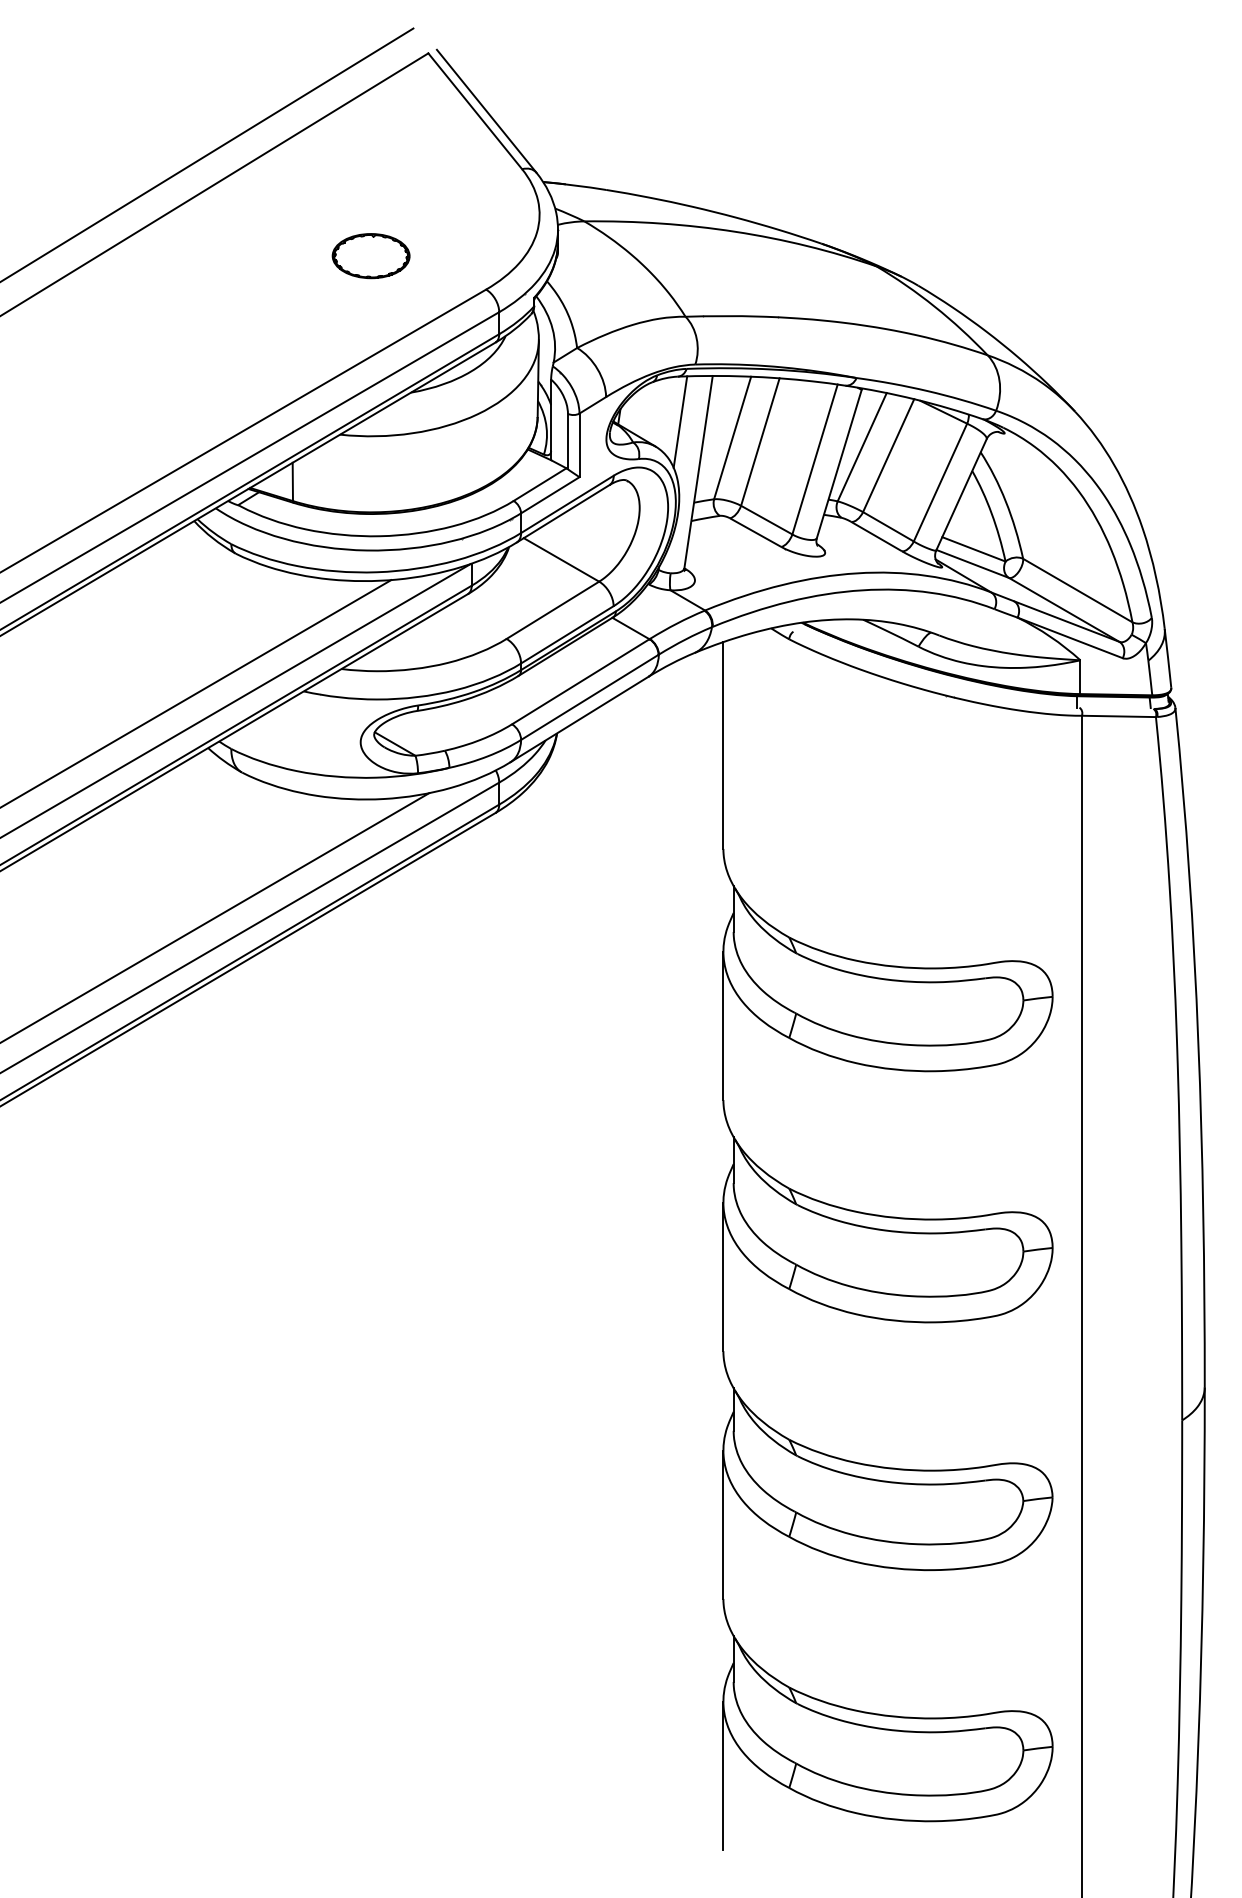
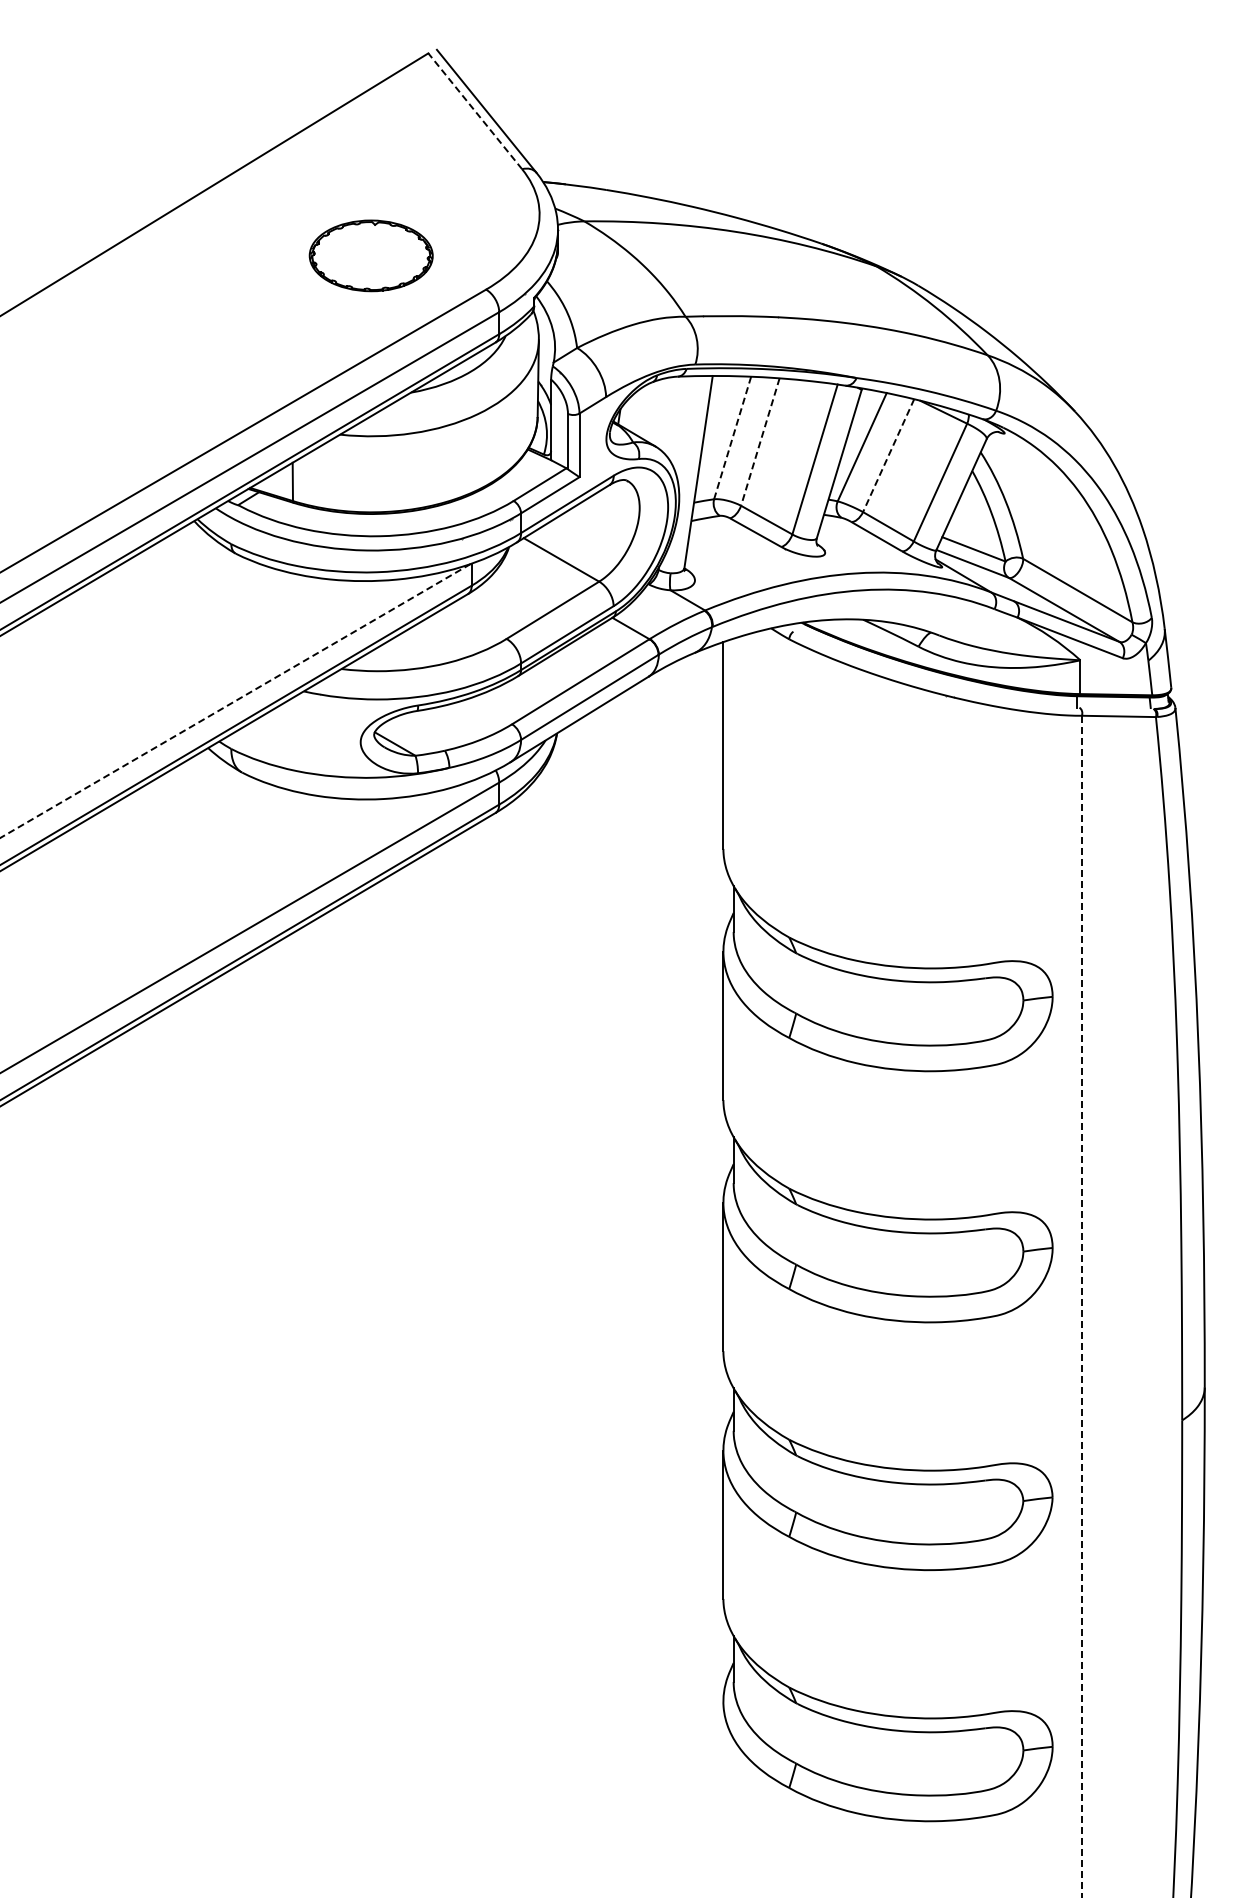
line: solid -> dashed (475, 111)
line: present -> none (207, 154)
part size: 80x47 px -> 126x74 px (370, 255)
line: present -> none (680, 421)
line: solid -> dashed (732, 437)
line: solid -> dashed (760, 442)
line: solid -> dashed (888, 455)
line: present -> none (196, 693)
line: solid -> dashed (235, 700)
line: present -> none (215, 917)
line: solid -> dashed (1081, 1306)
line: present -> none (723, 1775)
